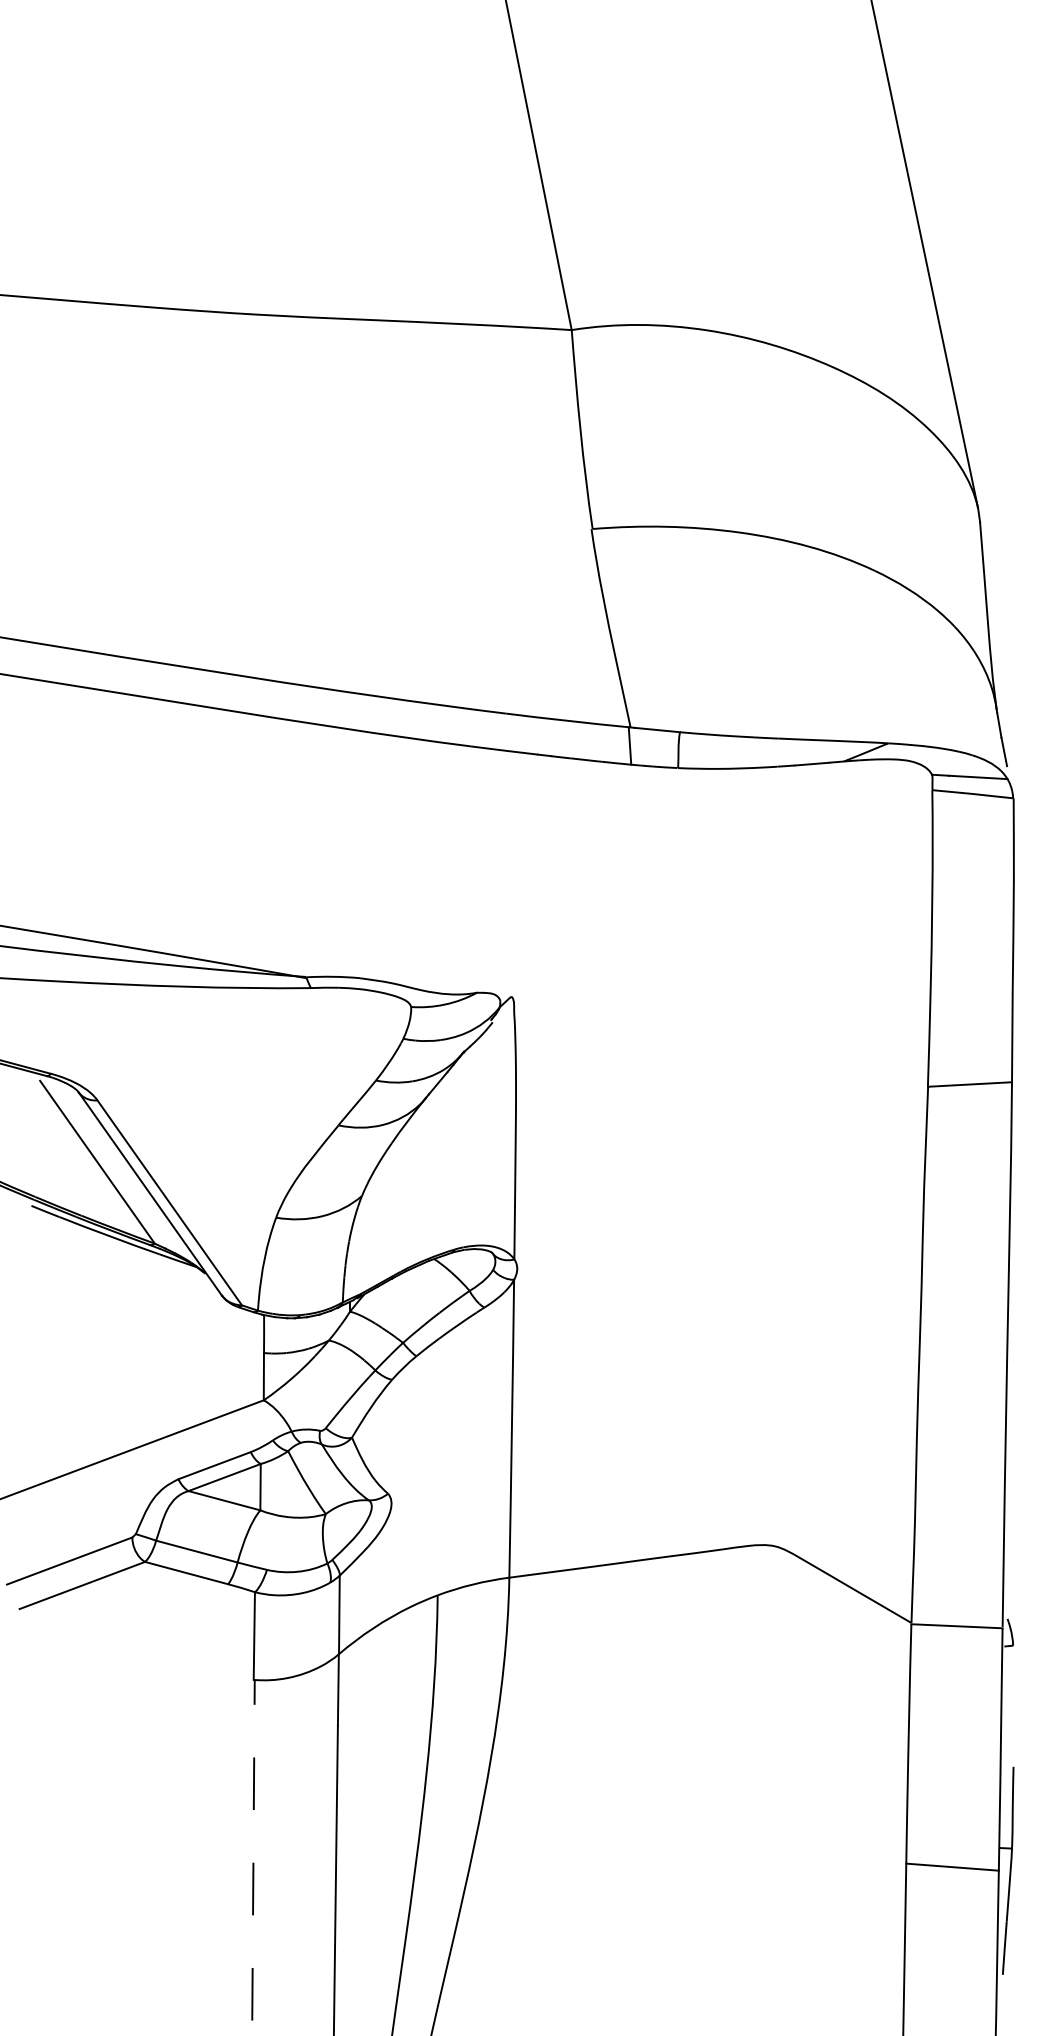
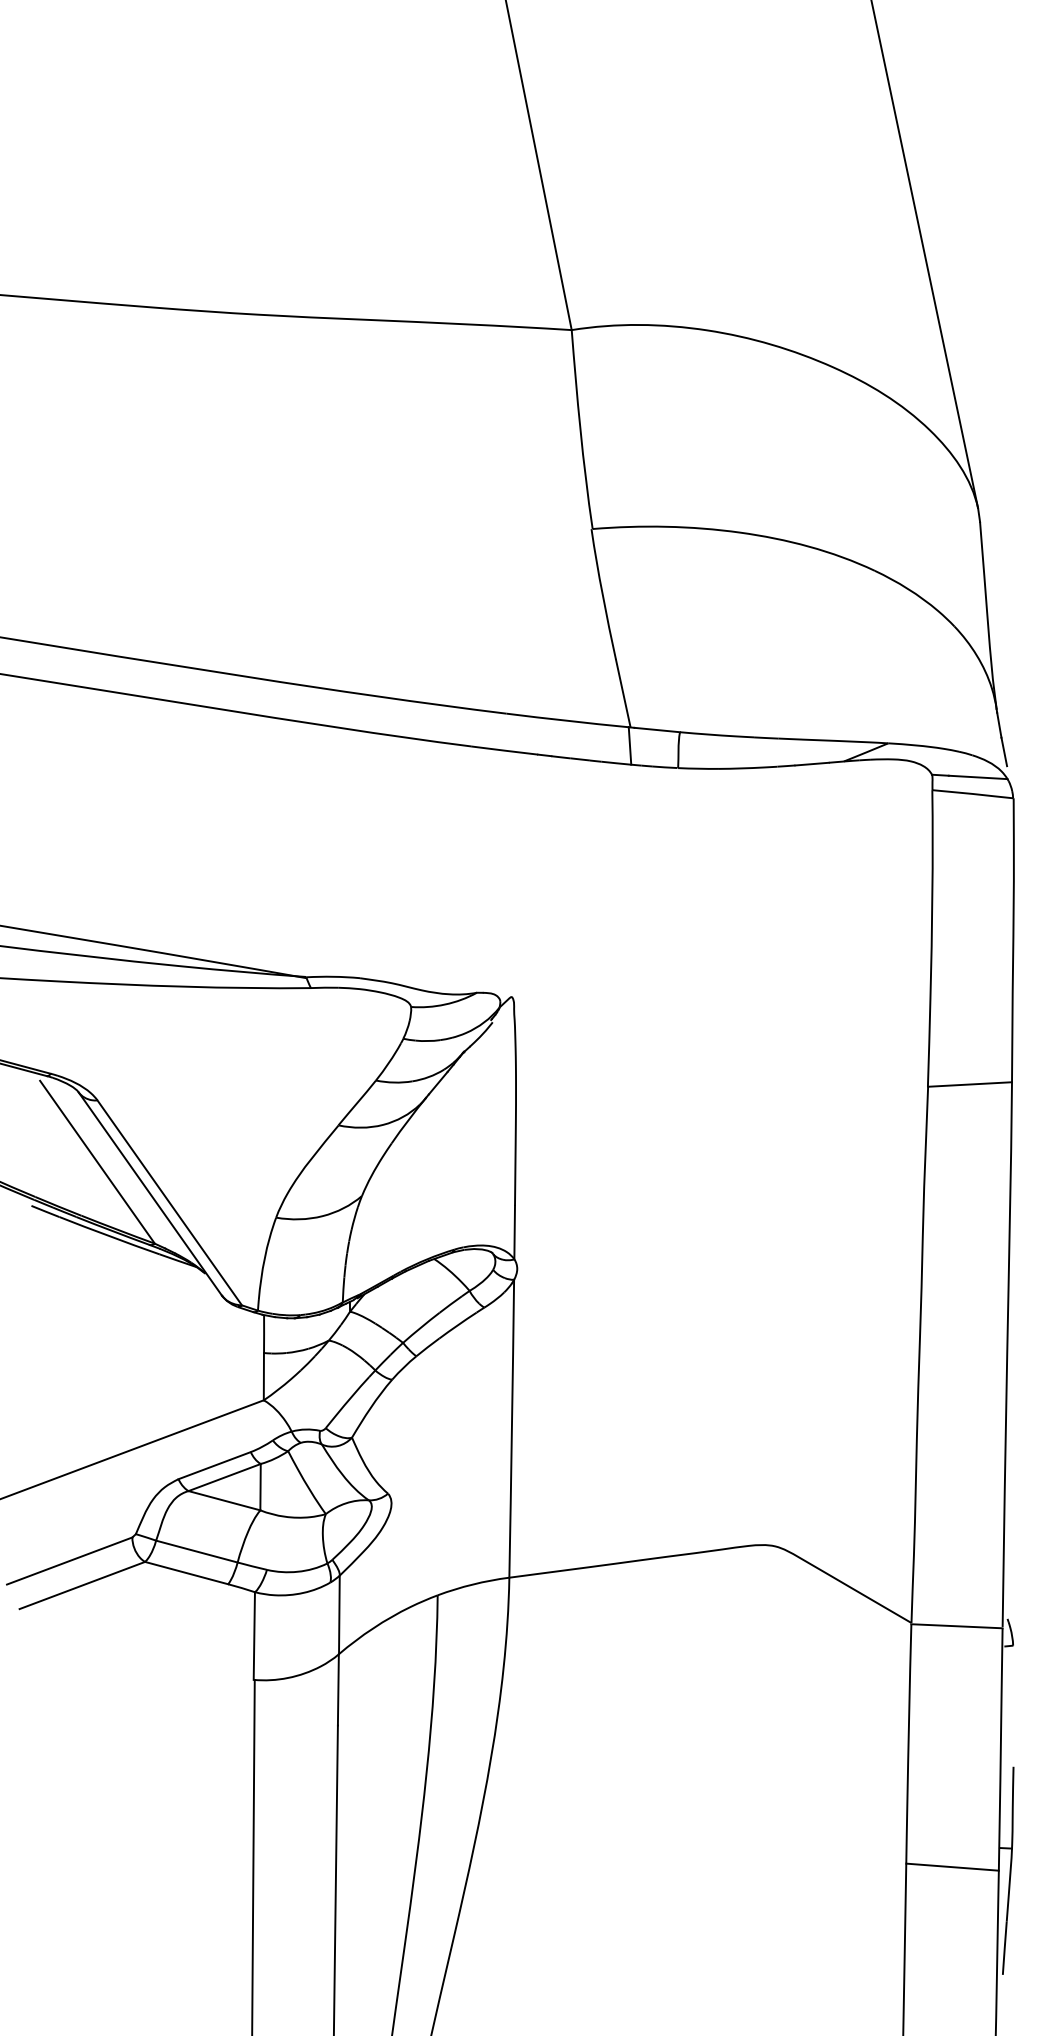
line: dashed -> solid (253, 1857)
